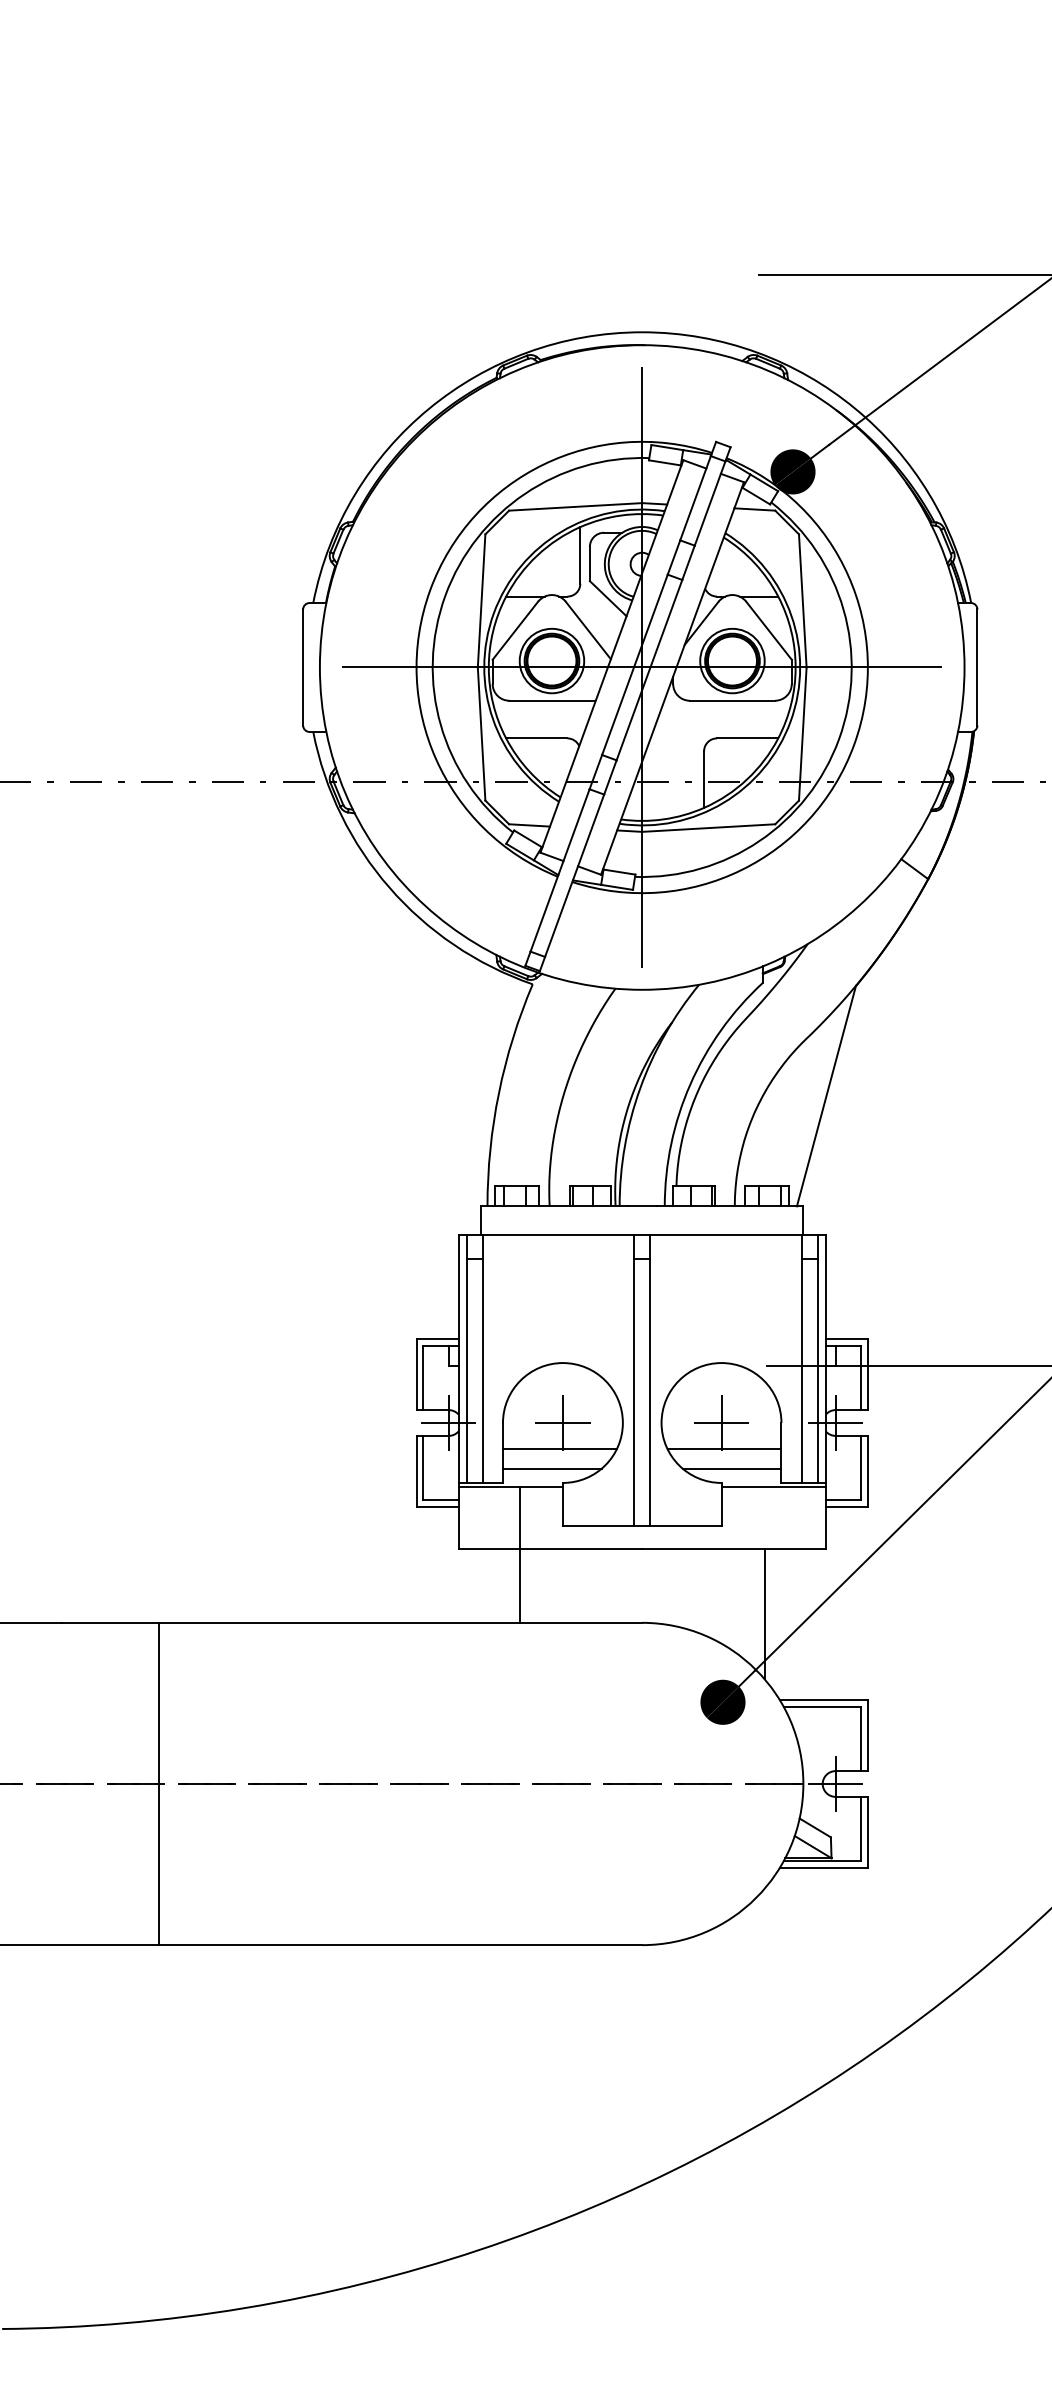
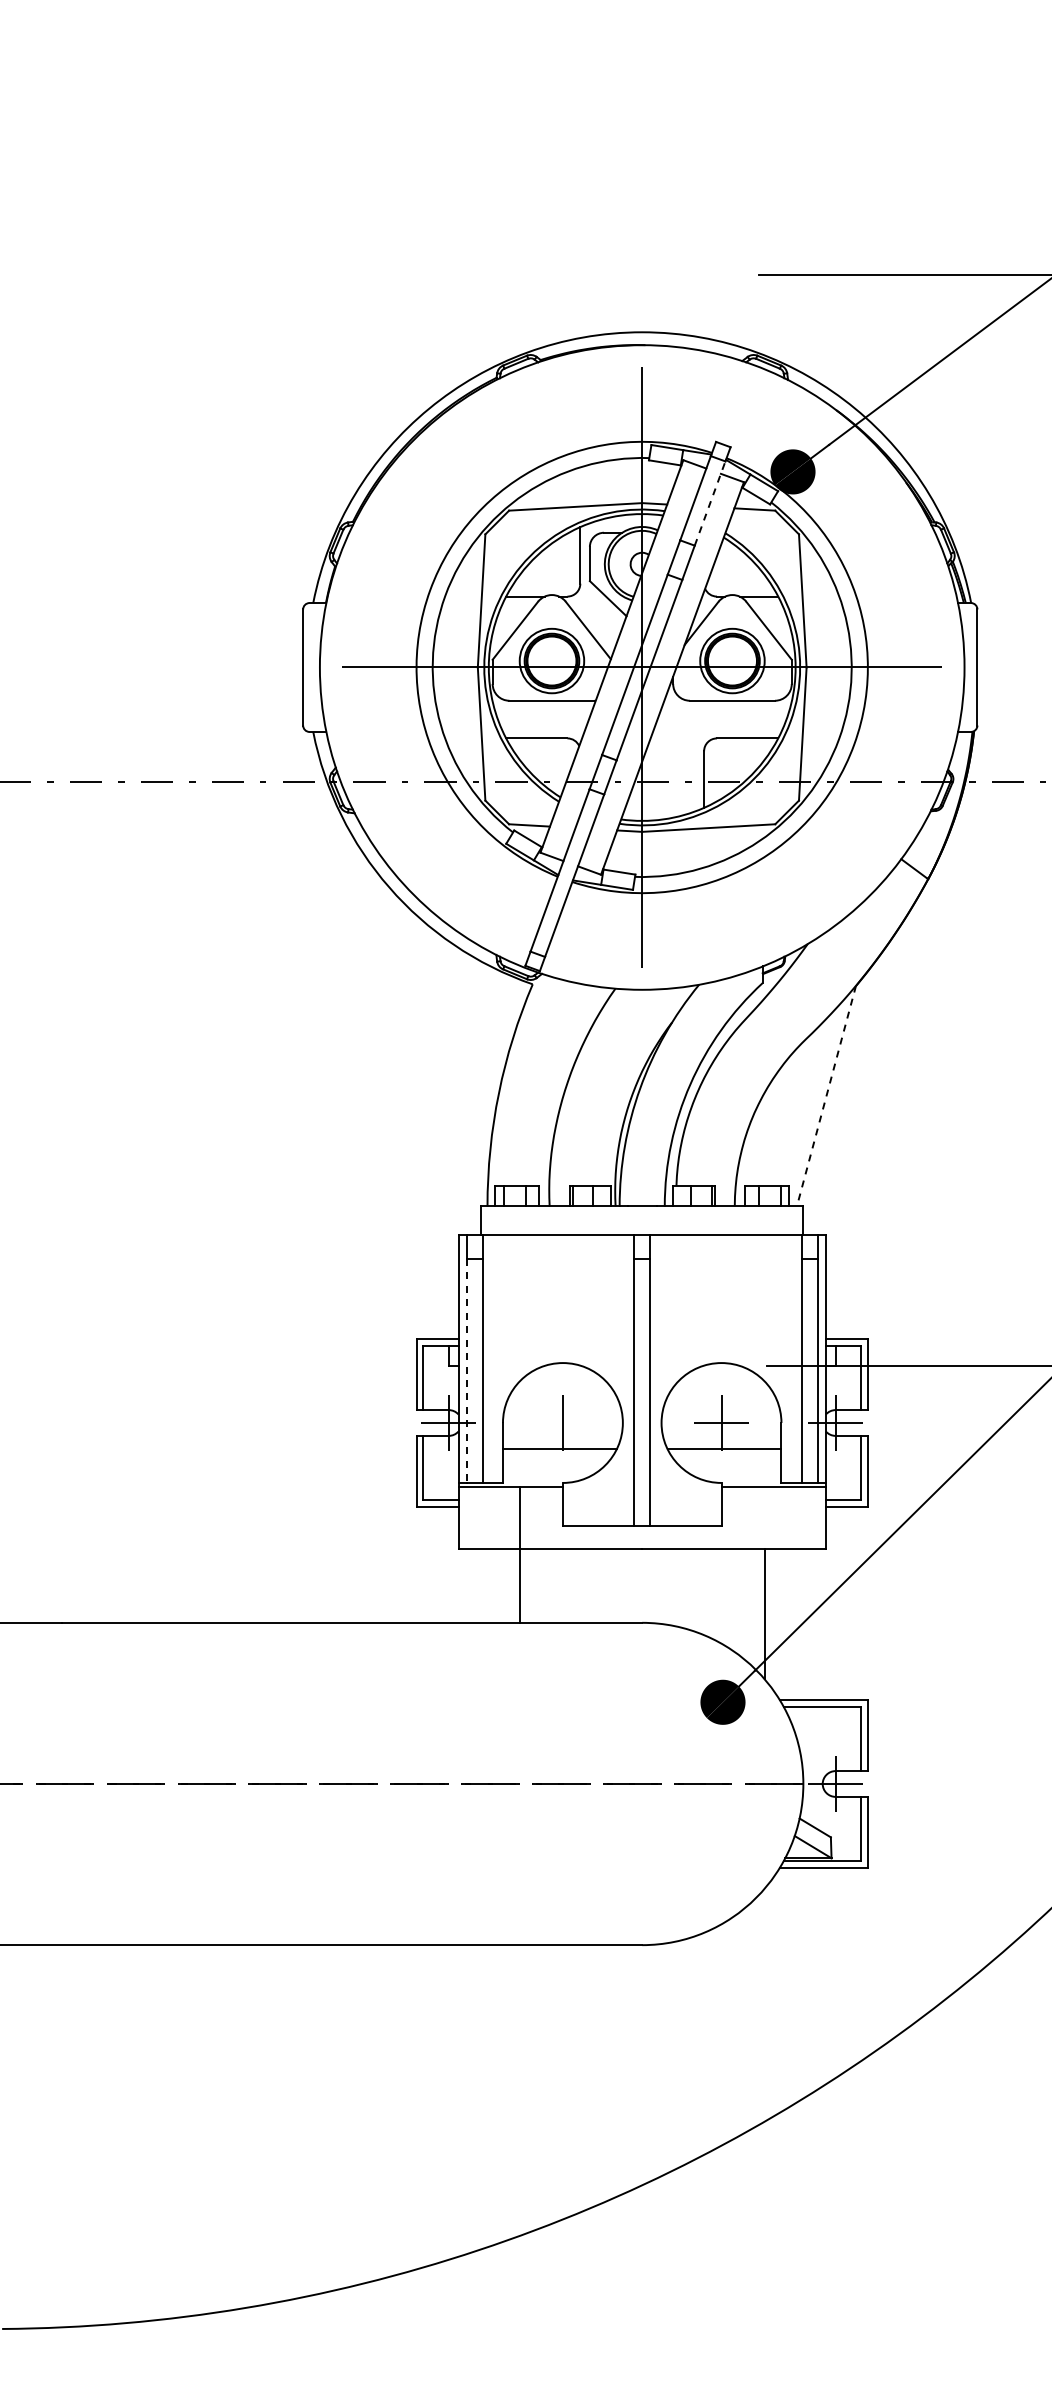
line: solid -> dashed (710, 503)
line: solid -> dashed (826, 1096)
line: solid -> dashed (466, 1371)
line: present -> none (562, 1423)
line: present -> none (551, 1468)
line: present -> none (731, 1468)
line: present -> none (158, 1783)
